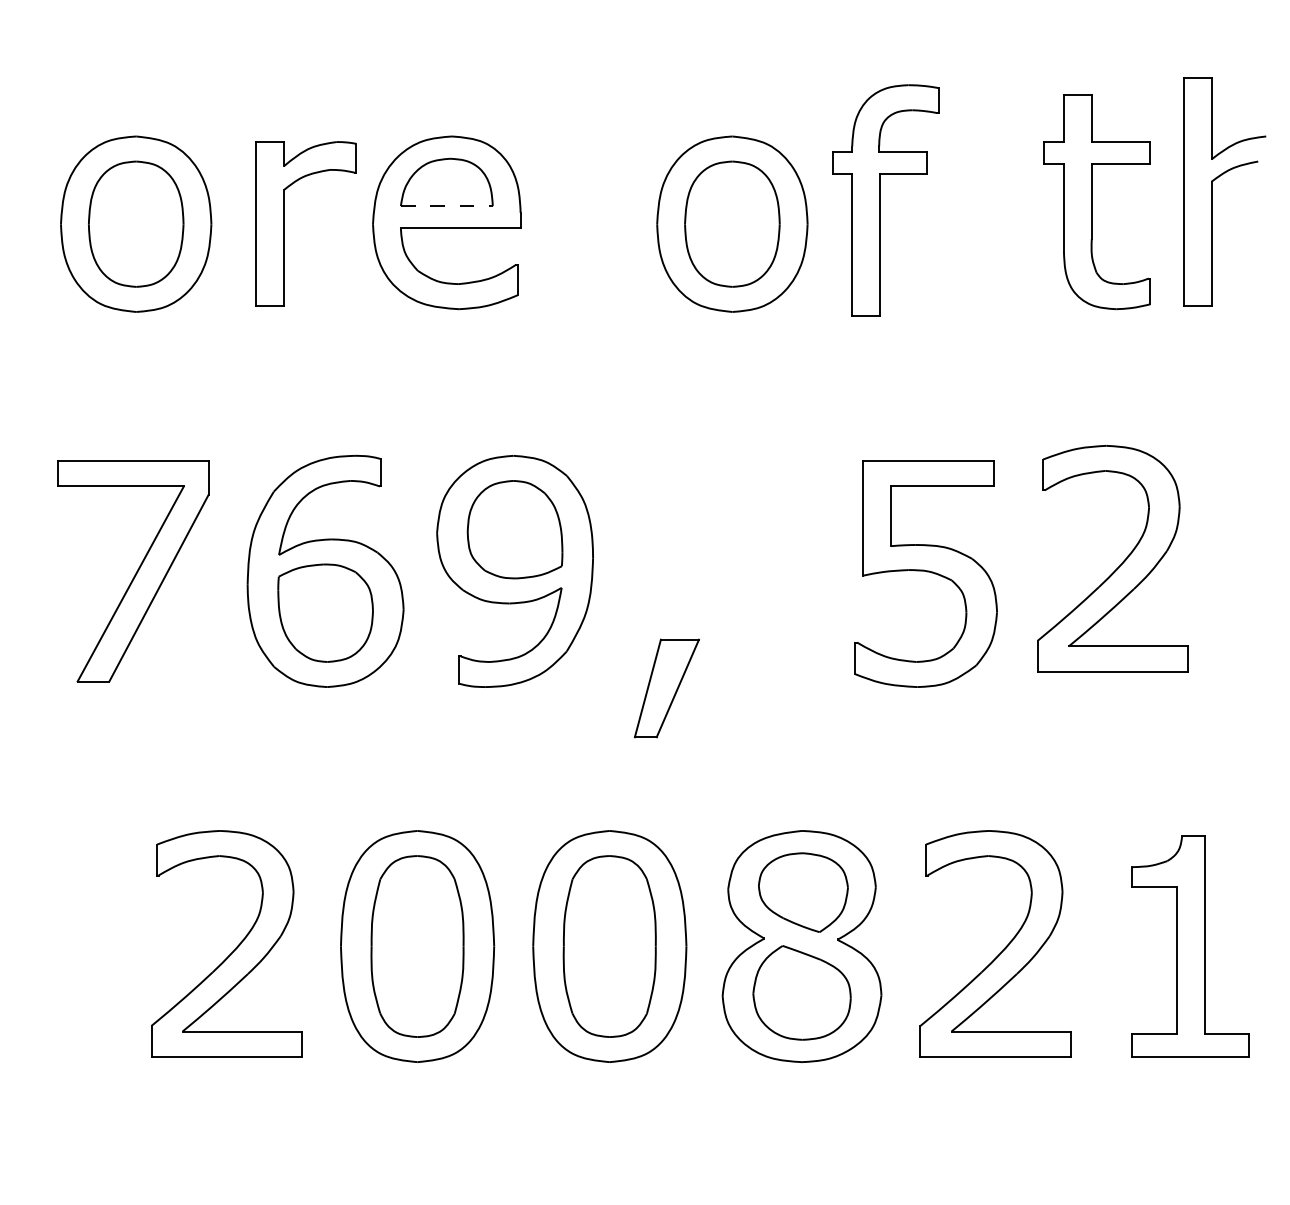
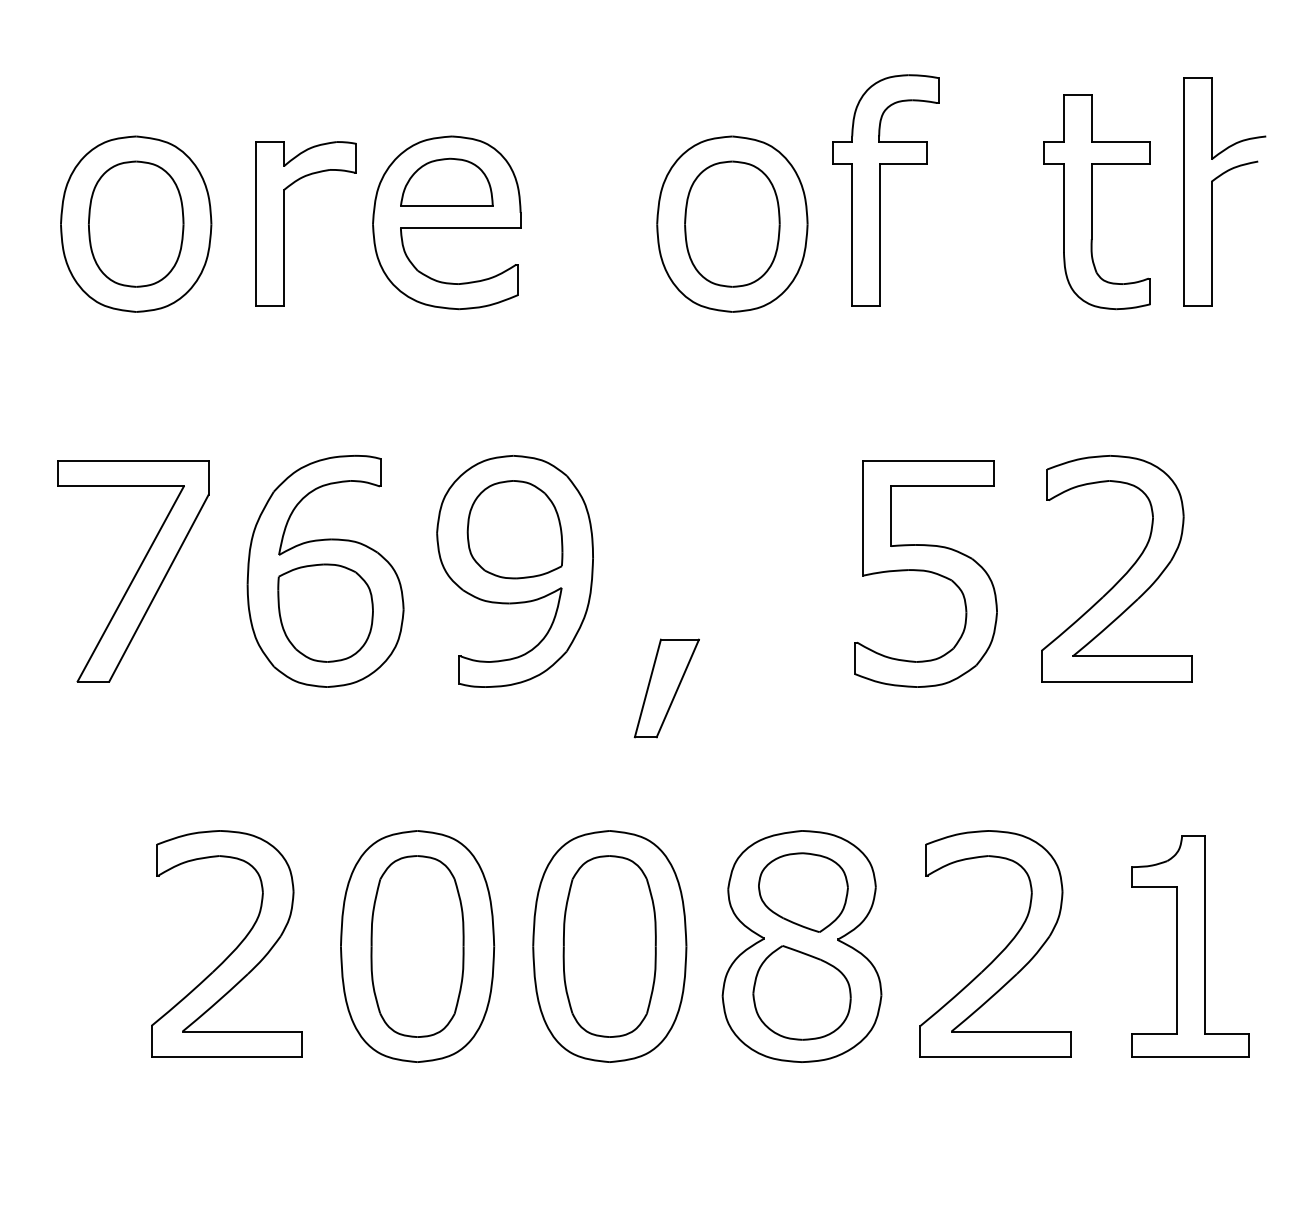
part position: (885, 200) -> (885, 190) (885, 190)
line: dashed -> solid (446, 206)
part position: (1119, 565) -> (1123, 575) (1123, 575)
